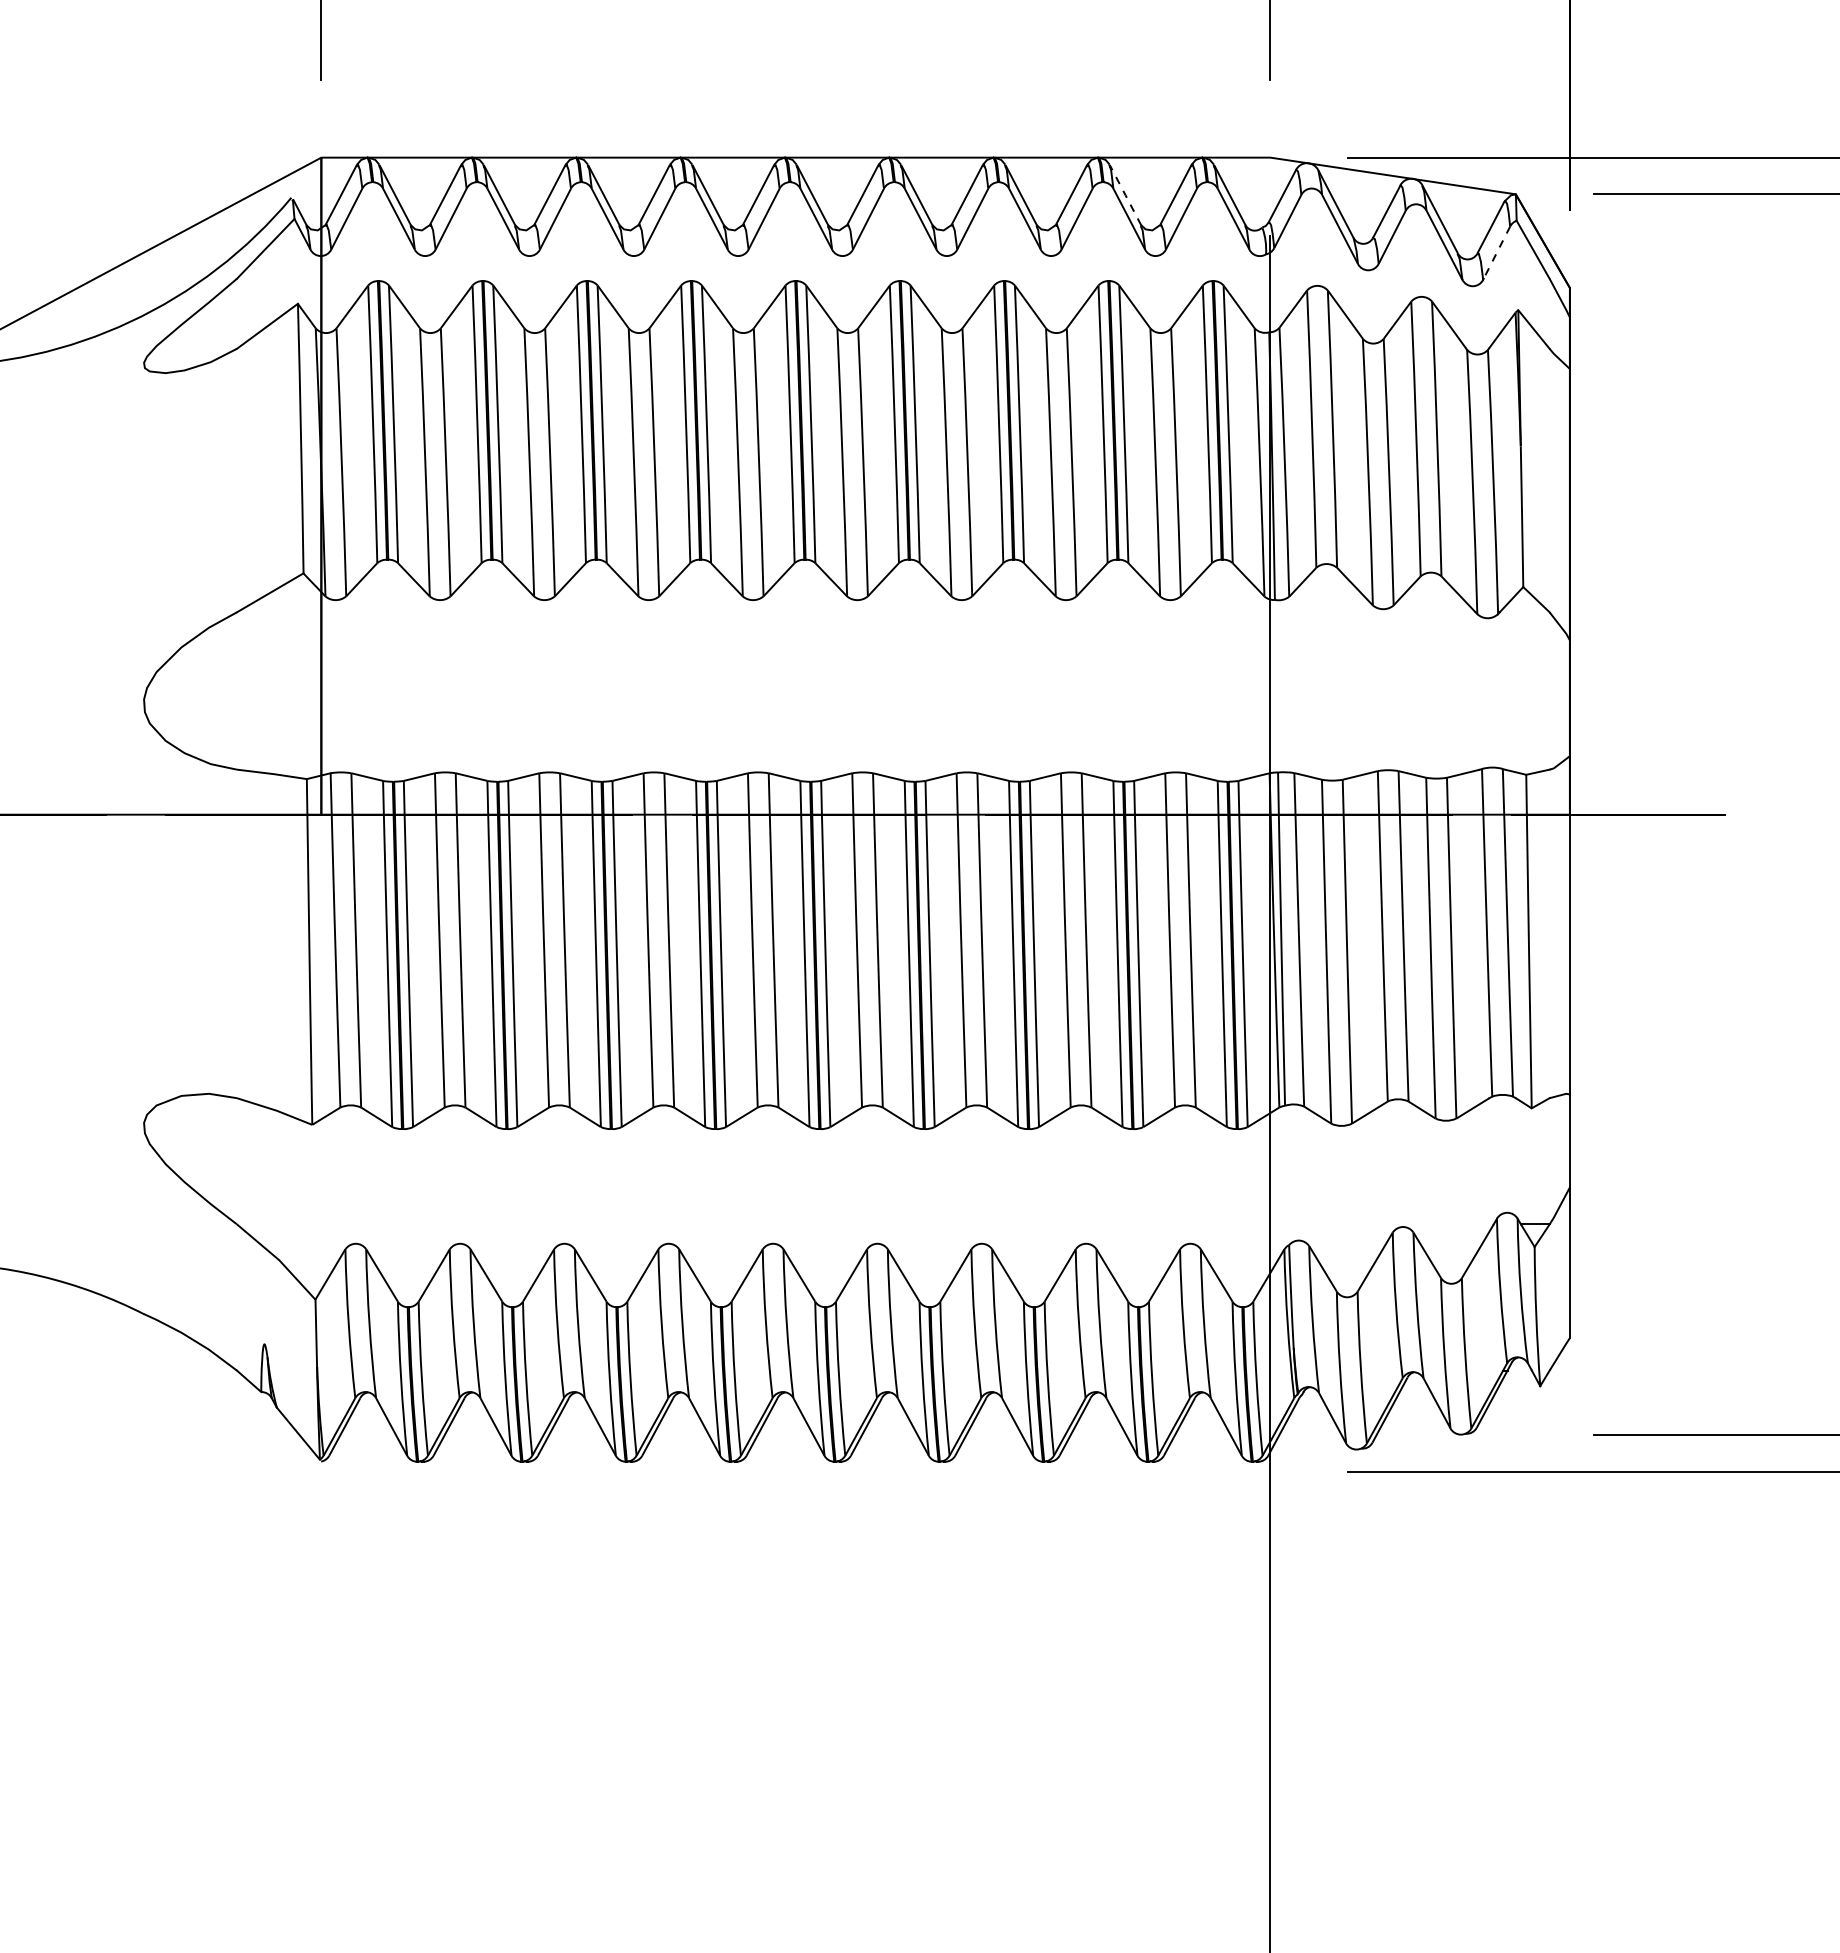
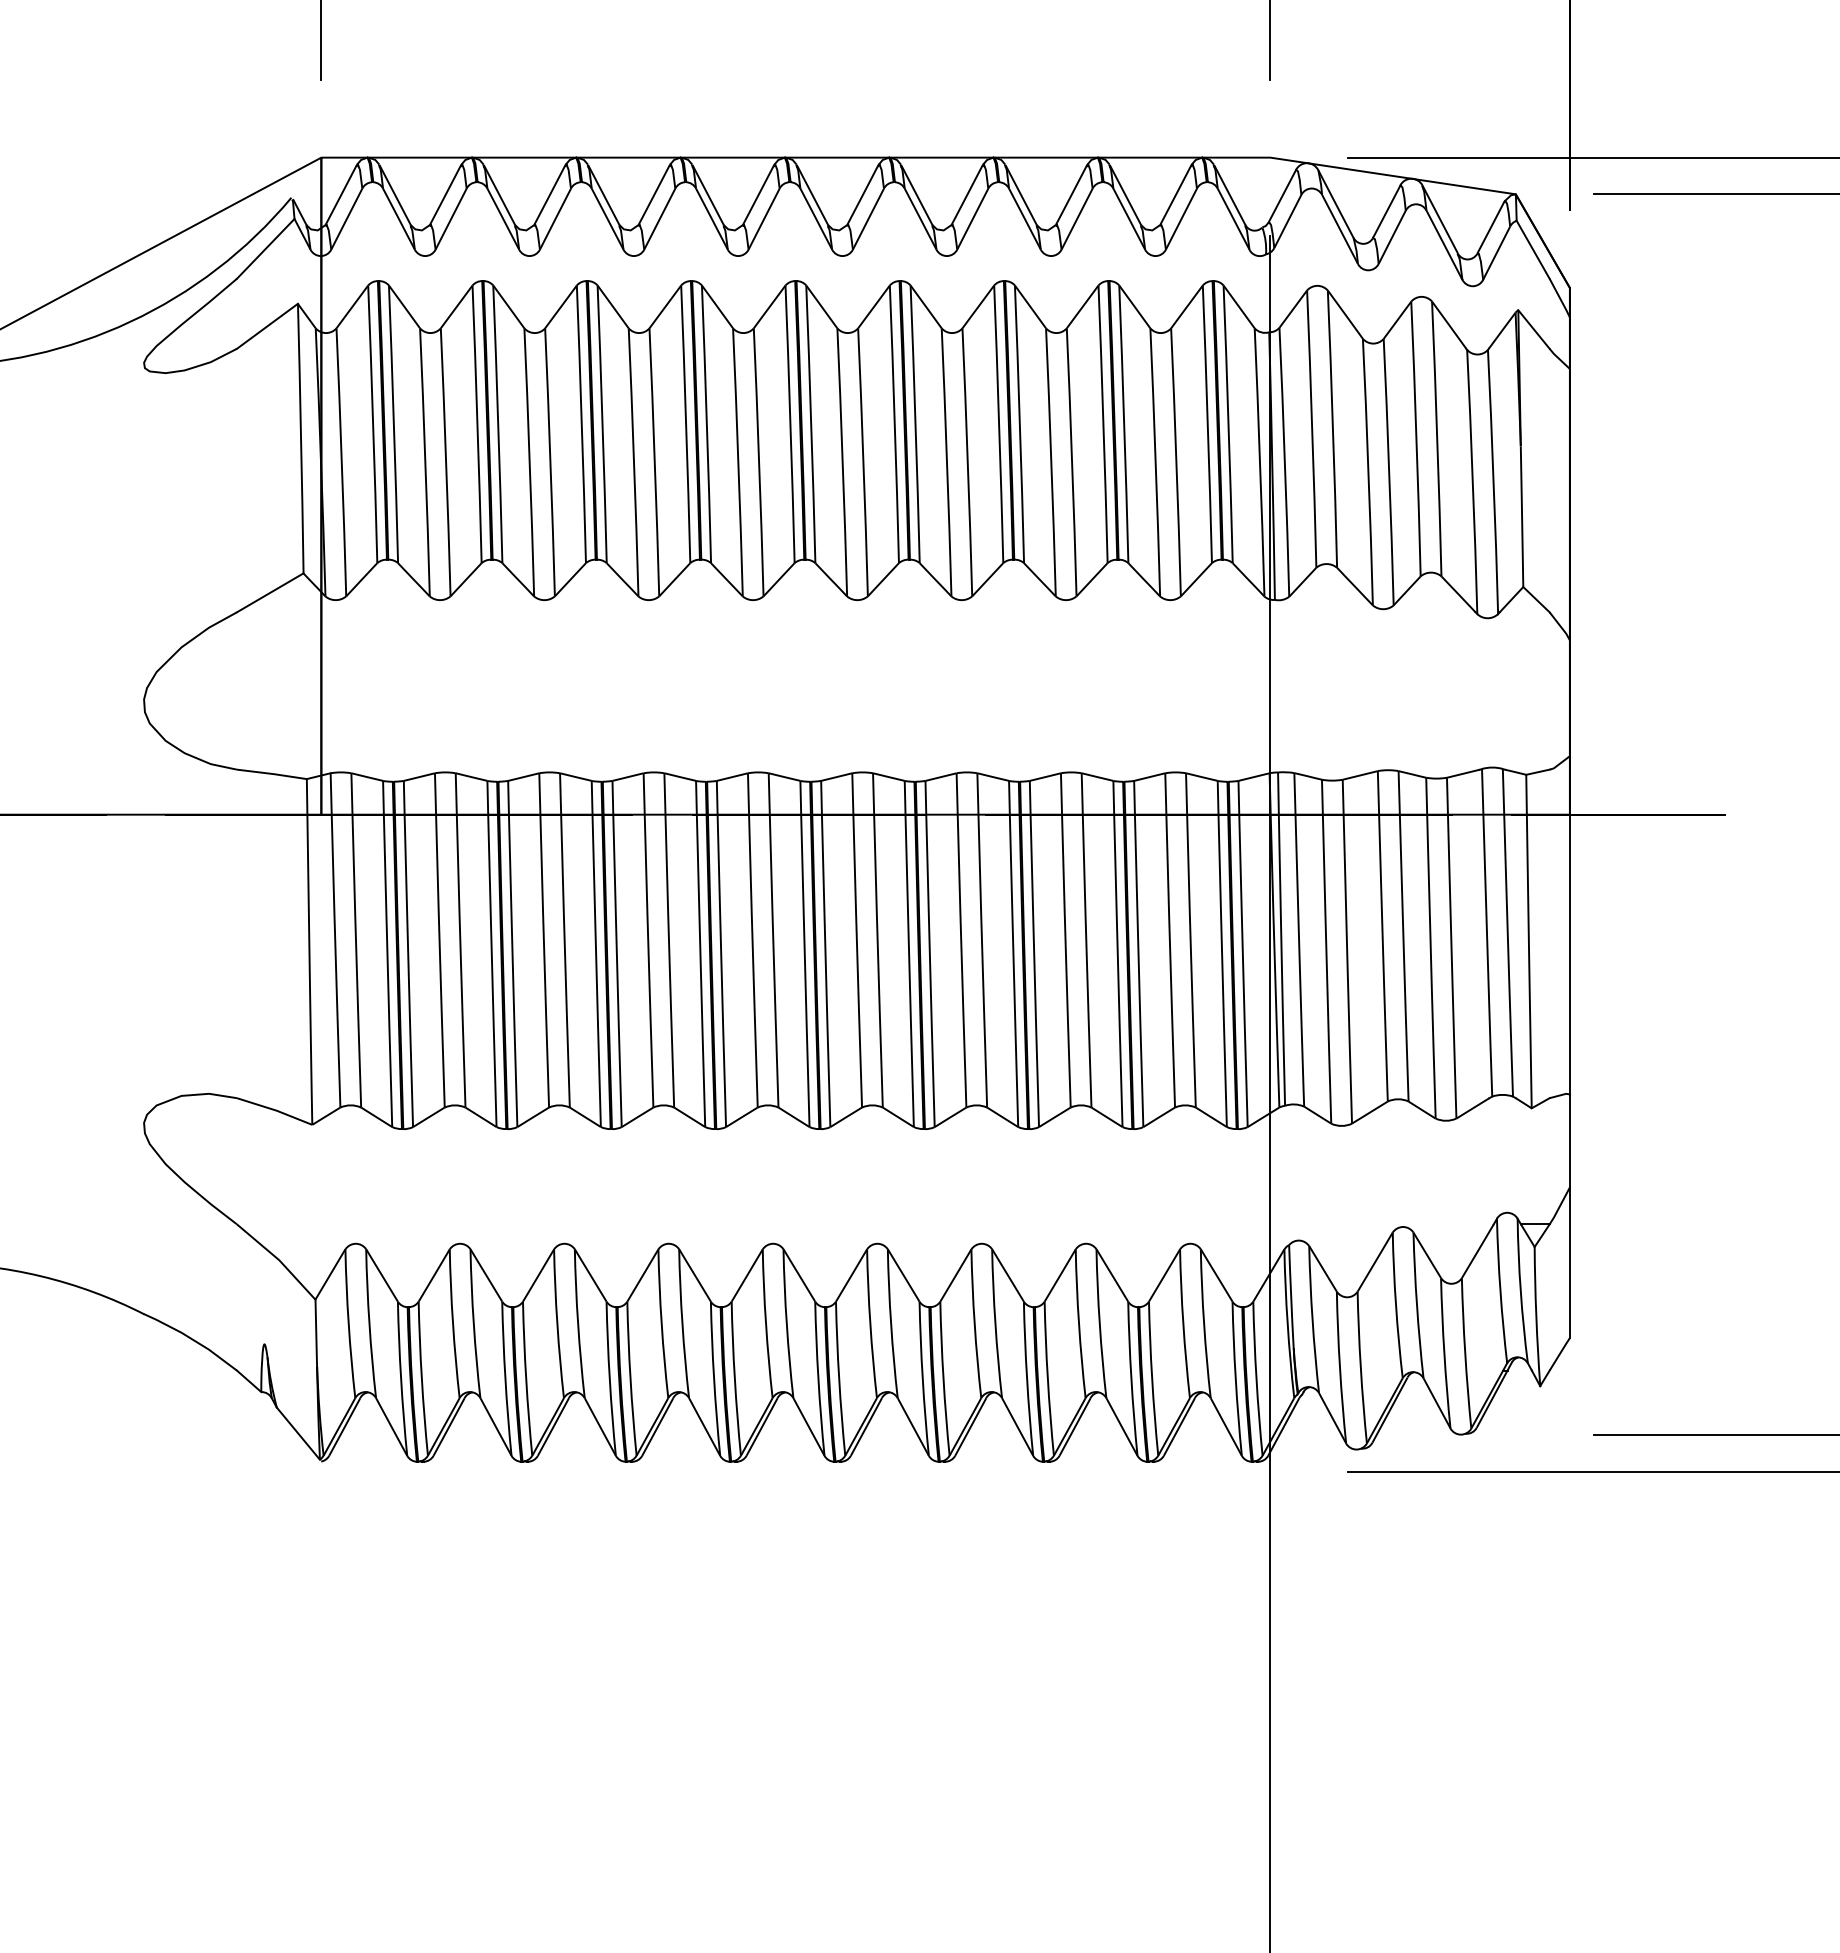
line: dashed -> solid (1125, 195)
line: dashed -> solid (1496, 252)
